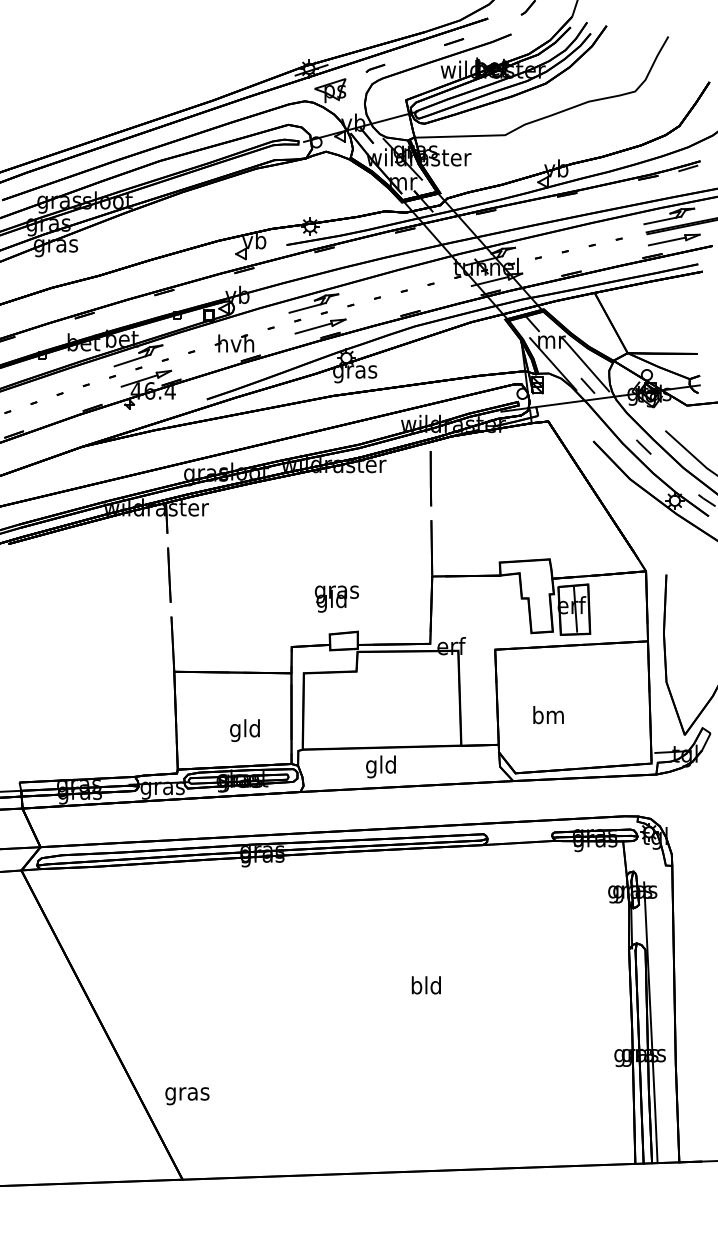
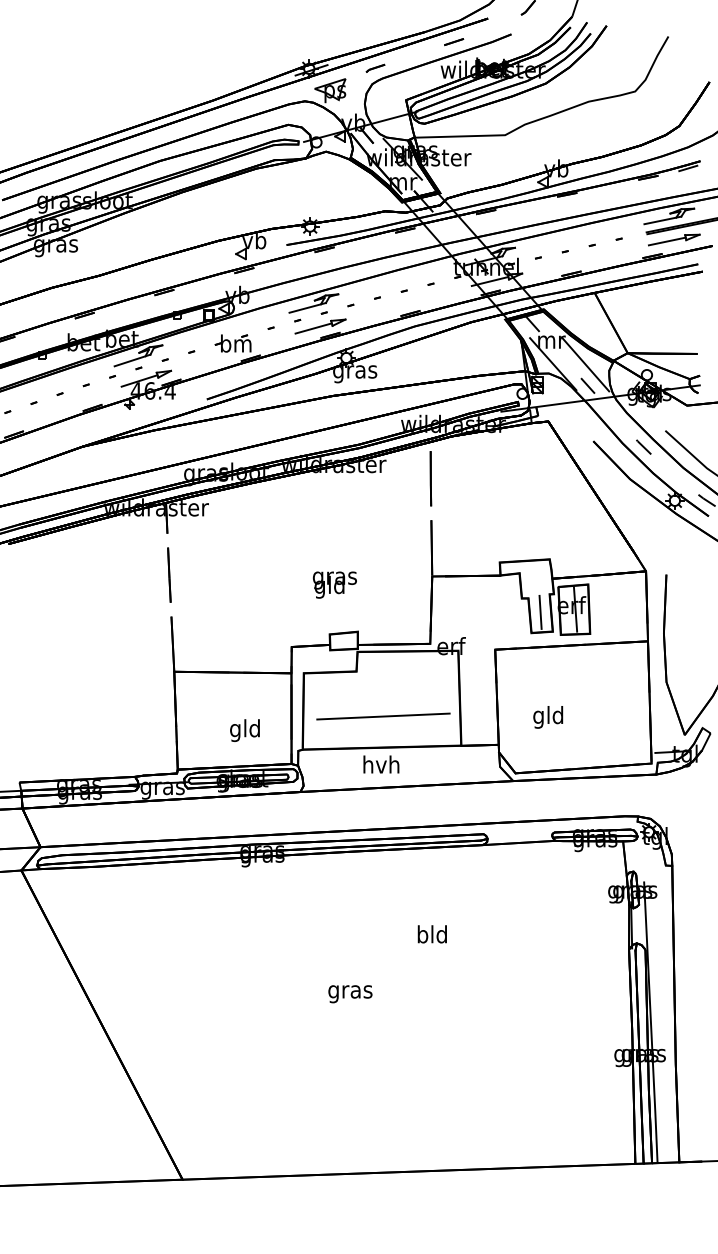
text: hvh -> bm (236, 343)
text position: (336, 598) -> (334, 584) (334, 584)
line: none -> present (540, 611)
line: none -> present (383, 716)
text: bm -> gld (548, 717)
text: gld -> hvh (381, 766)
text position: (425, 985) -> (431, 934) (431, 934)
text position: (187, 1096) -> (350, 994) (350, 994)
